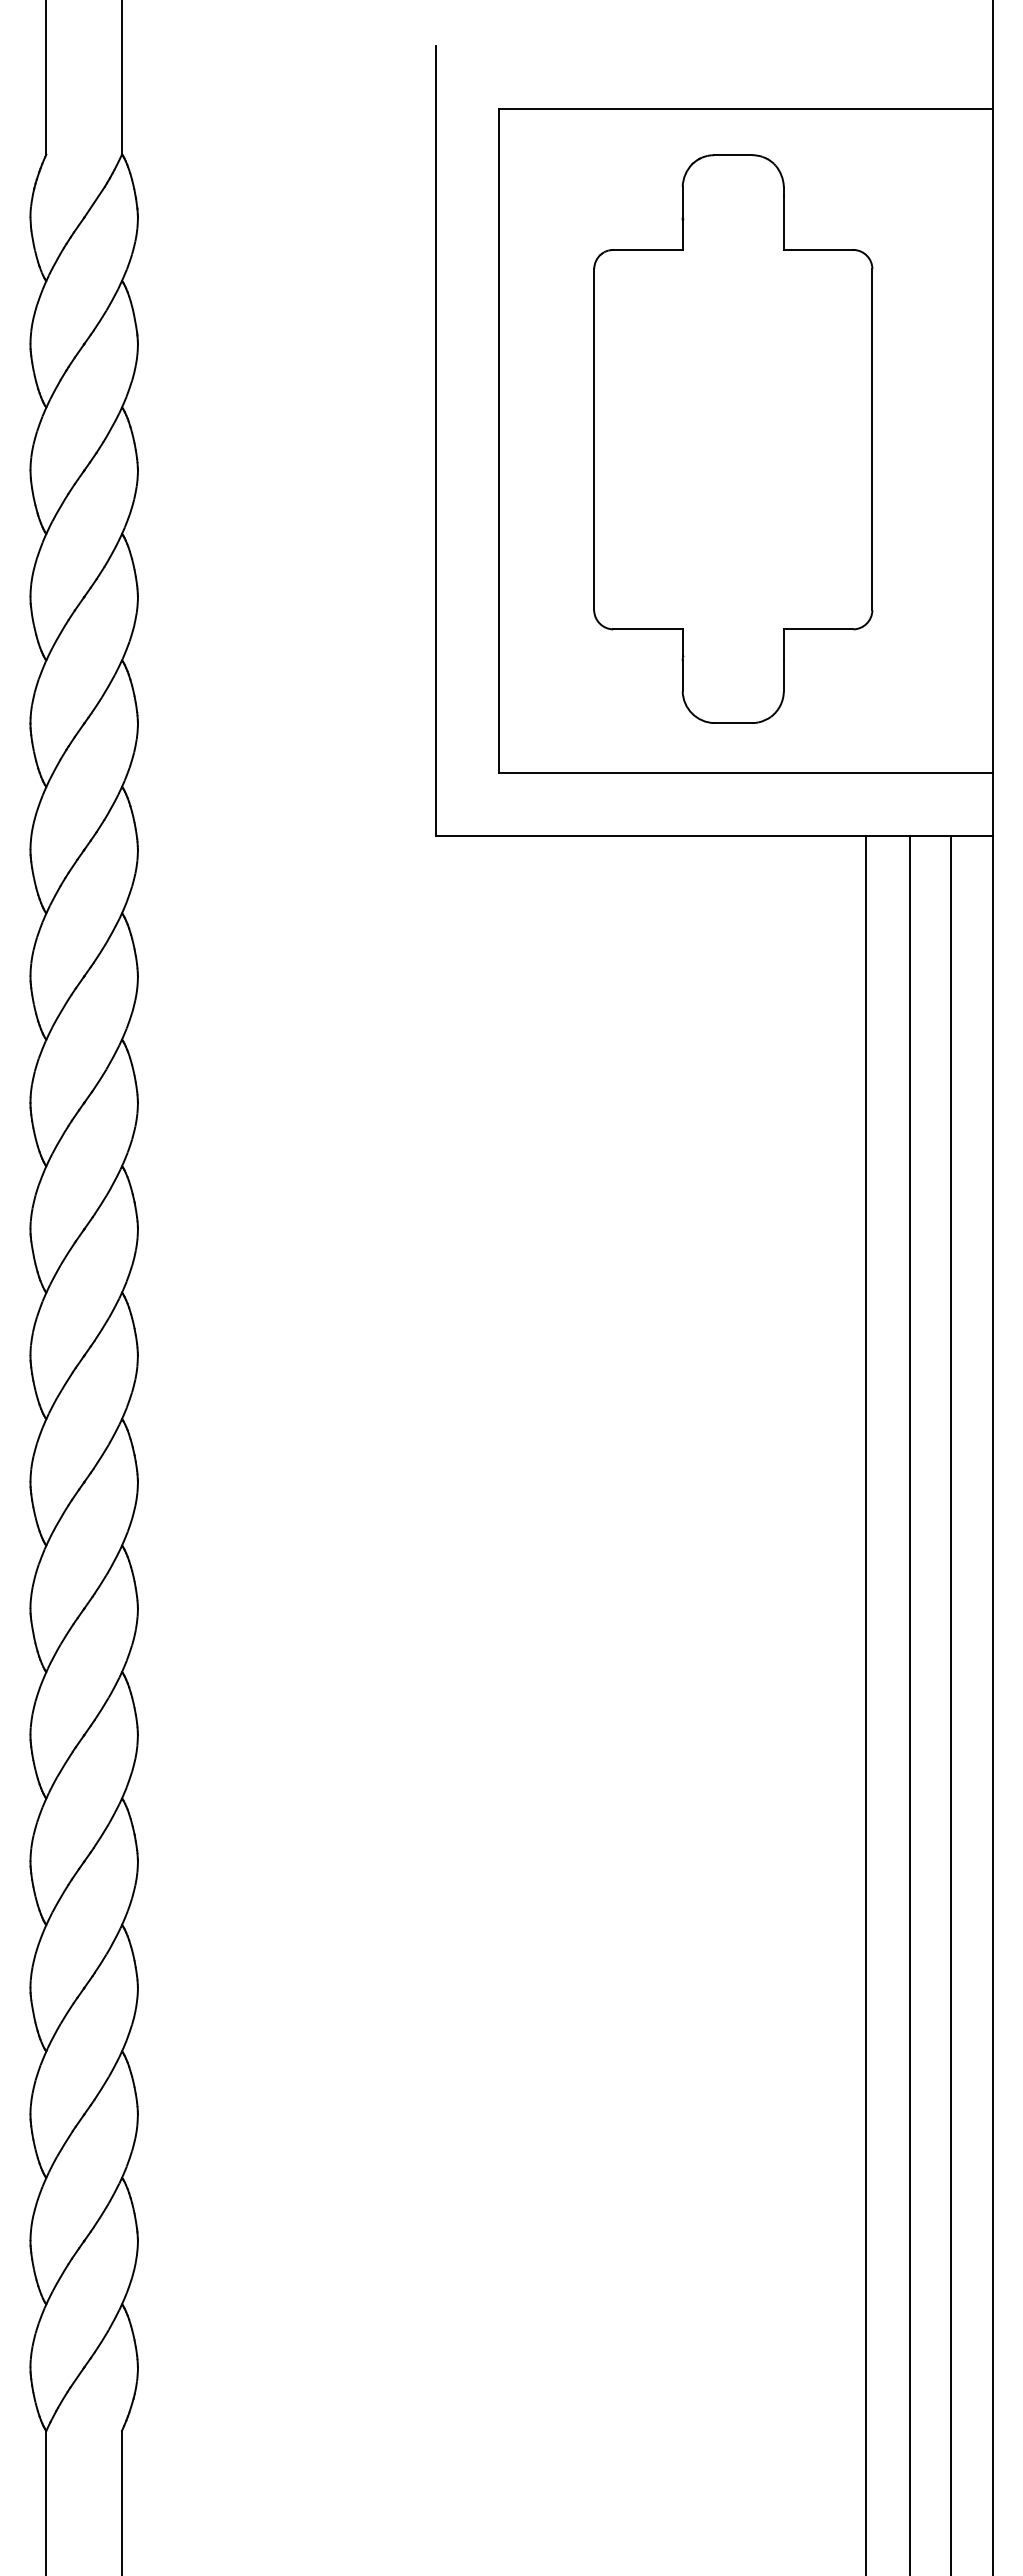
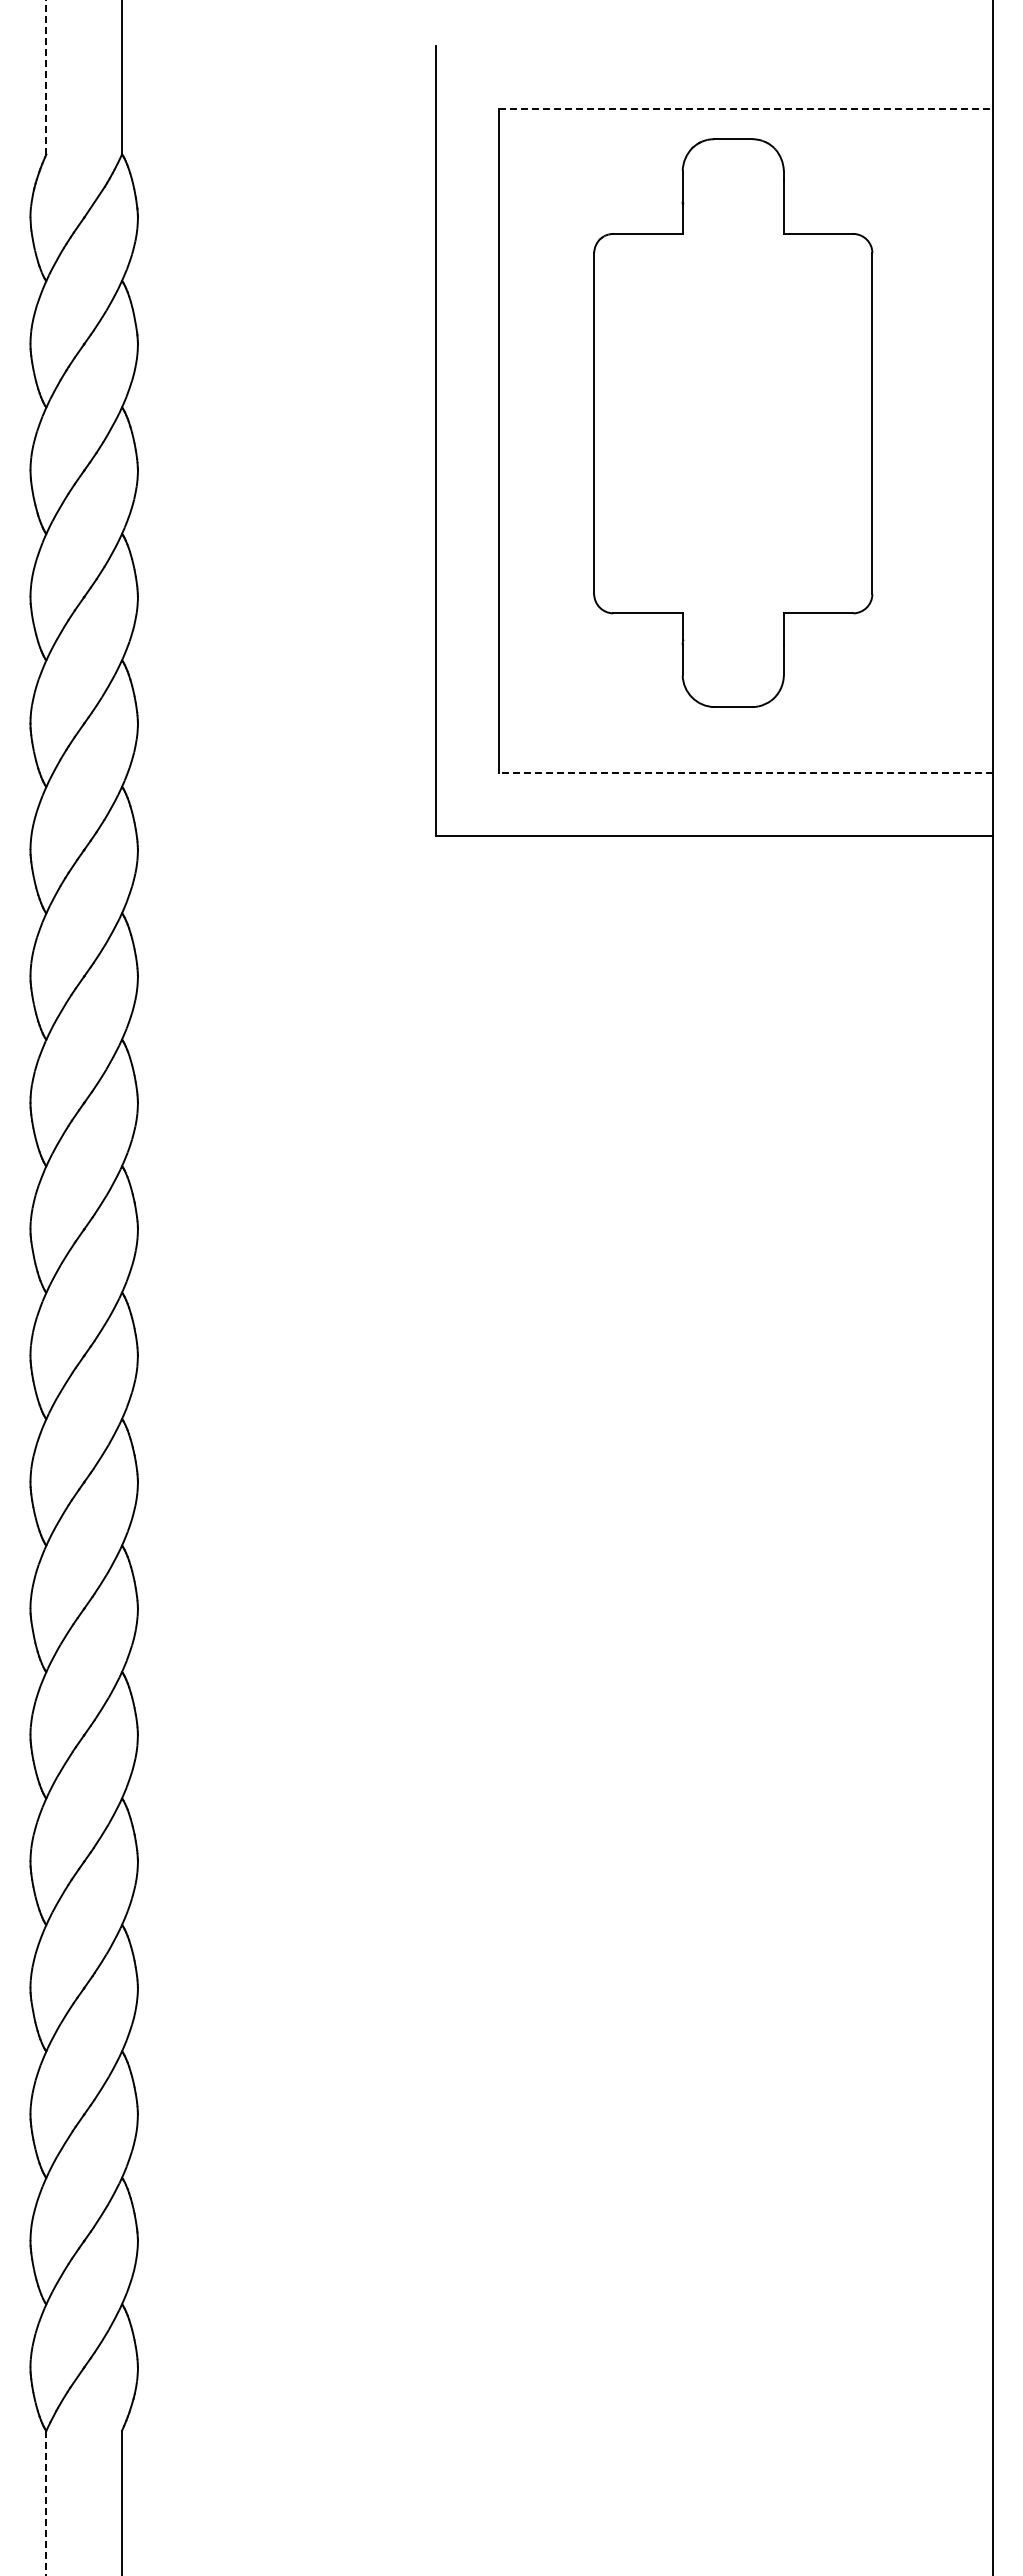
line: solid -> dashed (46, 77)
line: solid -> dashed (745, 108)
part position: (733, 438) -> (733, 422) (733, 422)
line: solid -> dashed (745, 772)
line: present -> none (866, 1704)
line: present -> none (909, 1704)
line: present -> none (951, 1704)
line: solid -> dashed (46, 2503)
